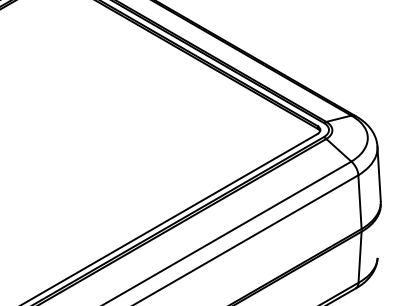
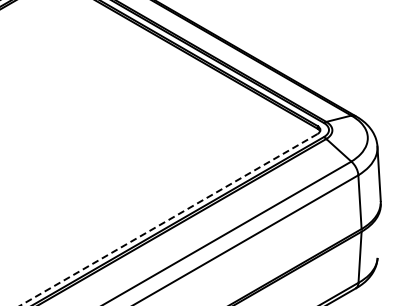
line: solid -> dashed (168, 219)
